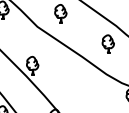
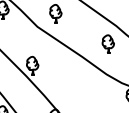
part position: (60, 13) -> (55, 13) (55, 13)
